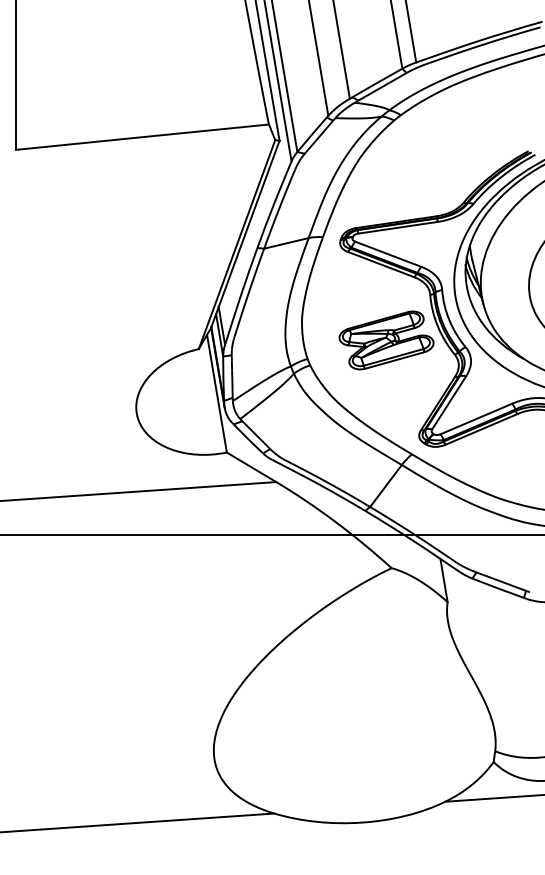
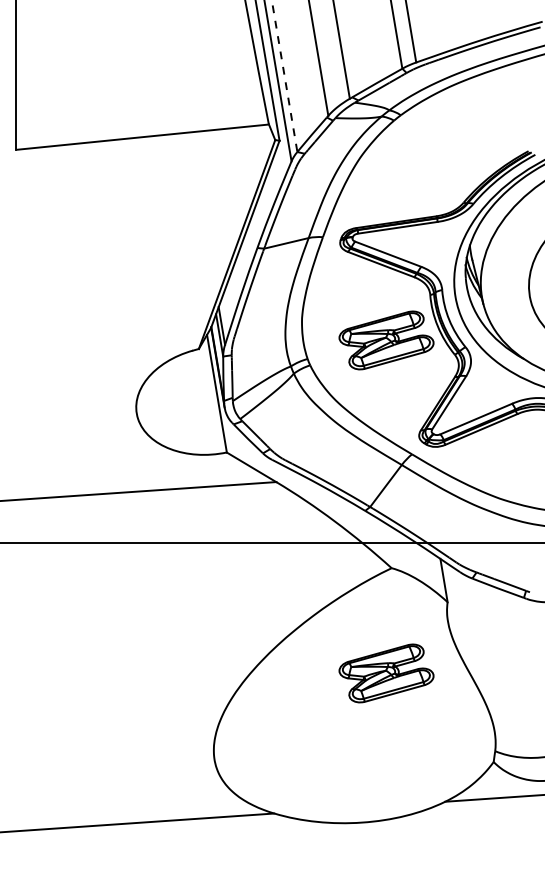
line: solid -> dashed (284, 76)
line position: (271, 535) -> (271, 543) (271, 543)
part: none -> present (386, 673)
